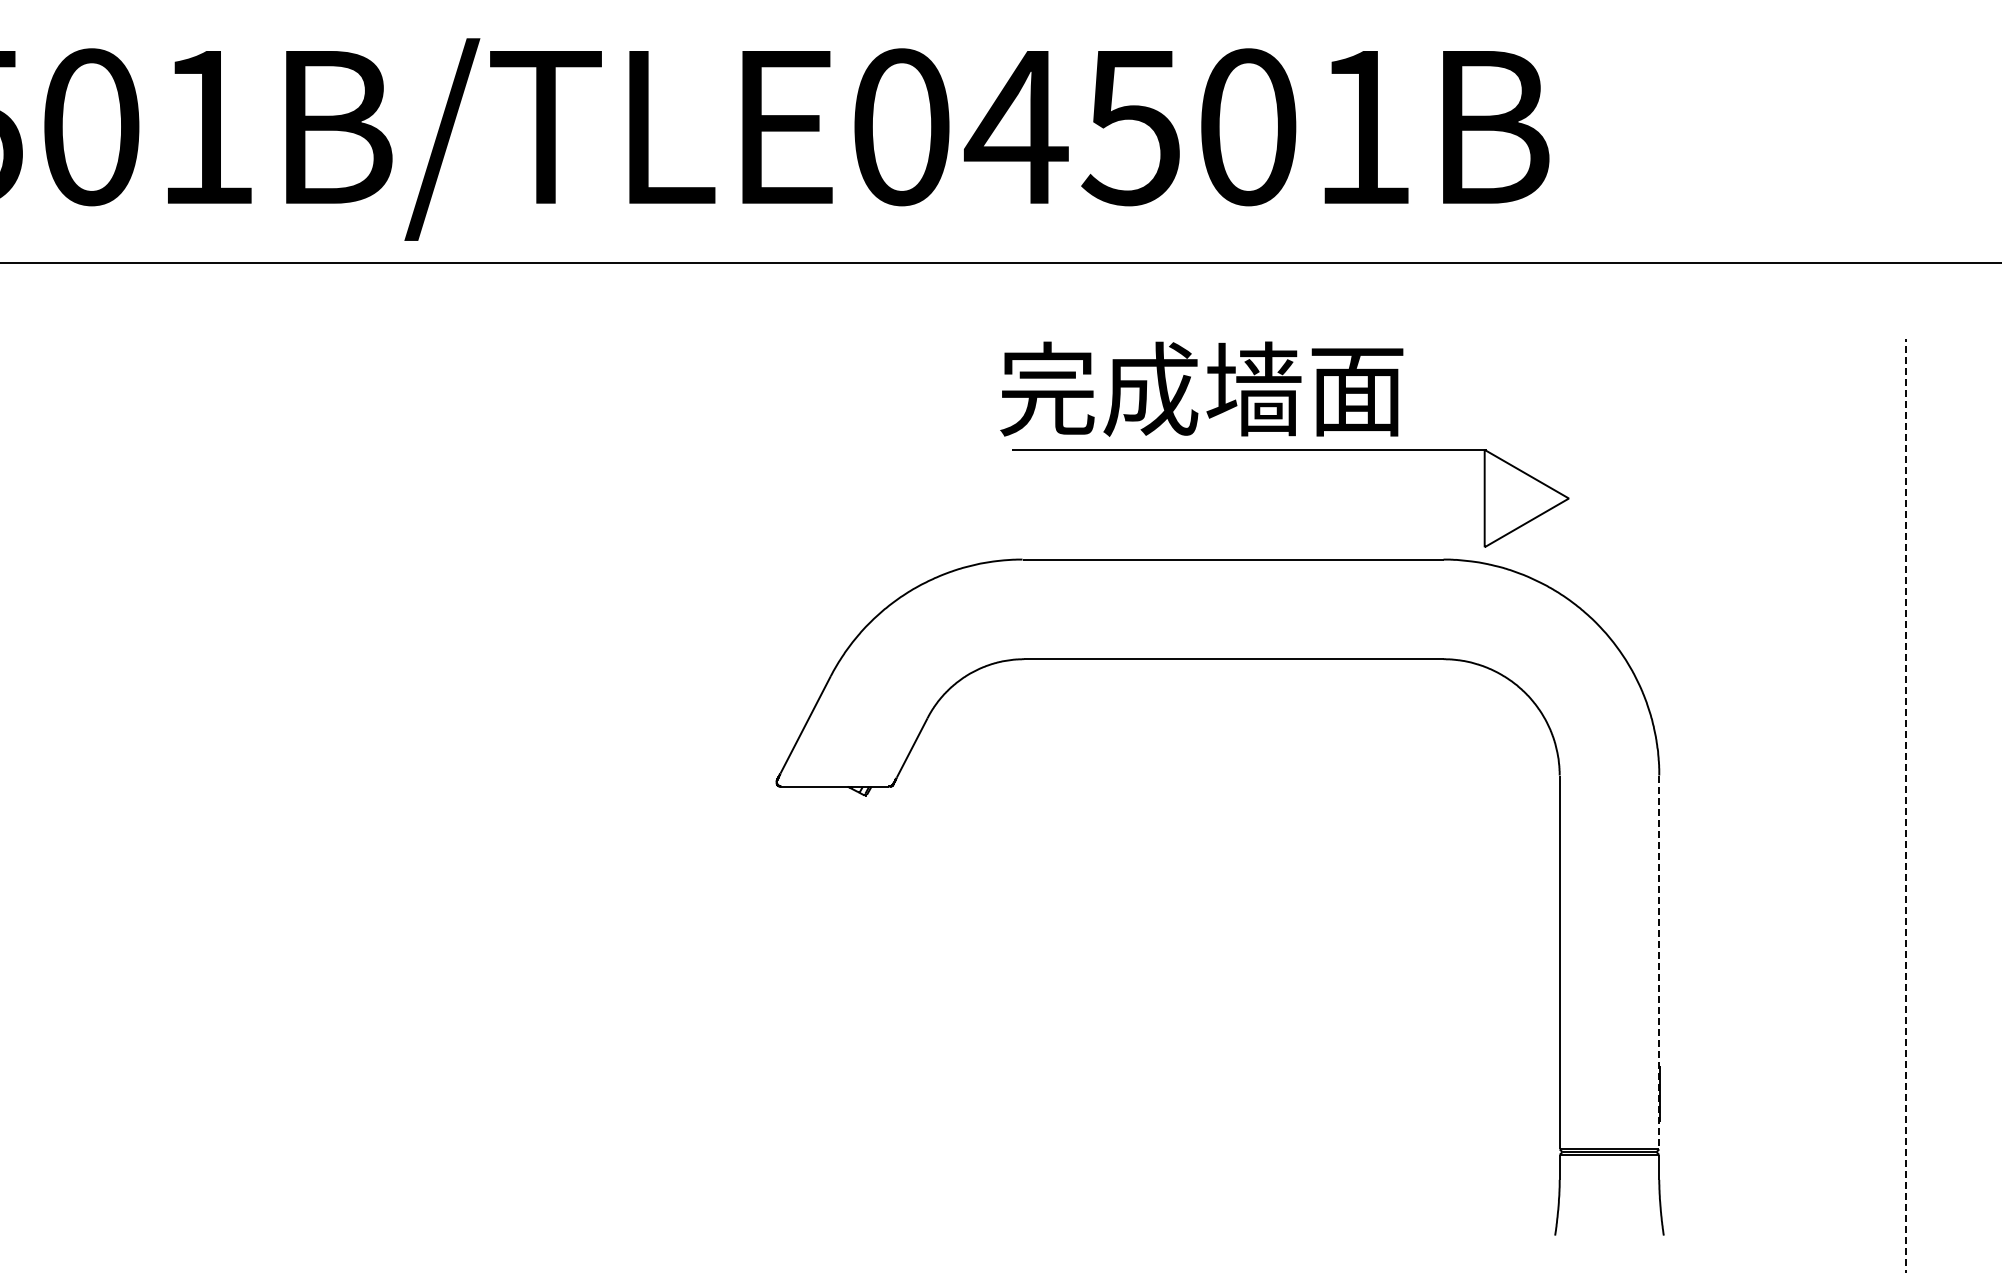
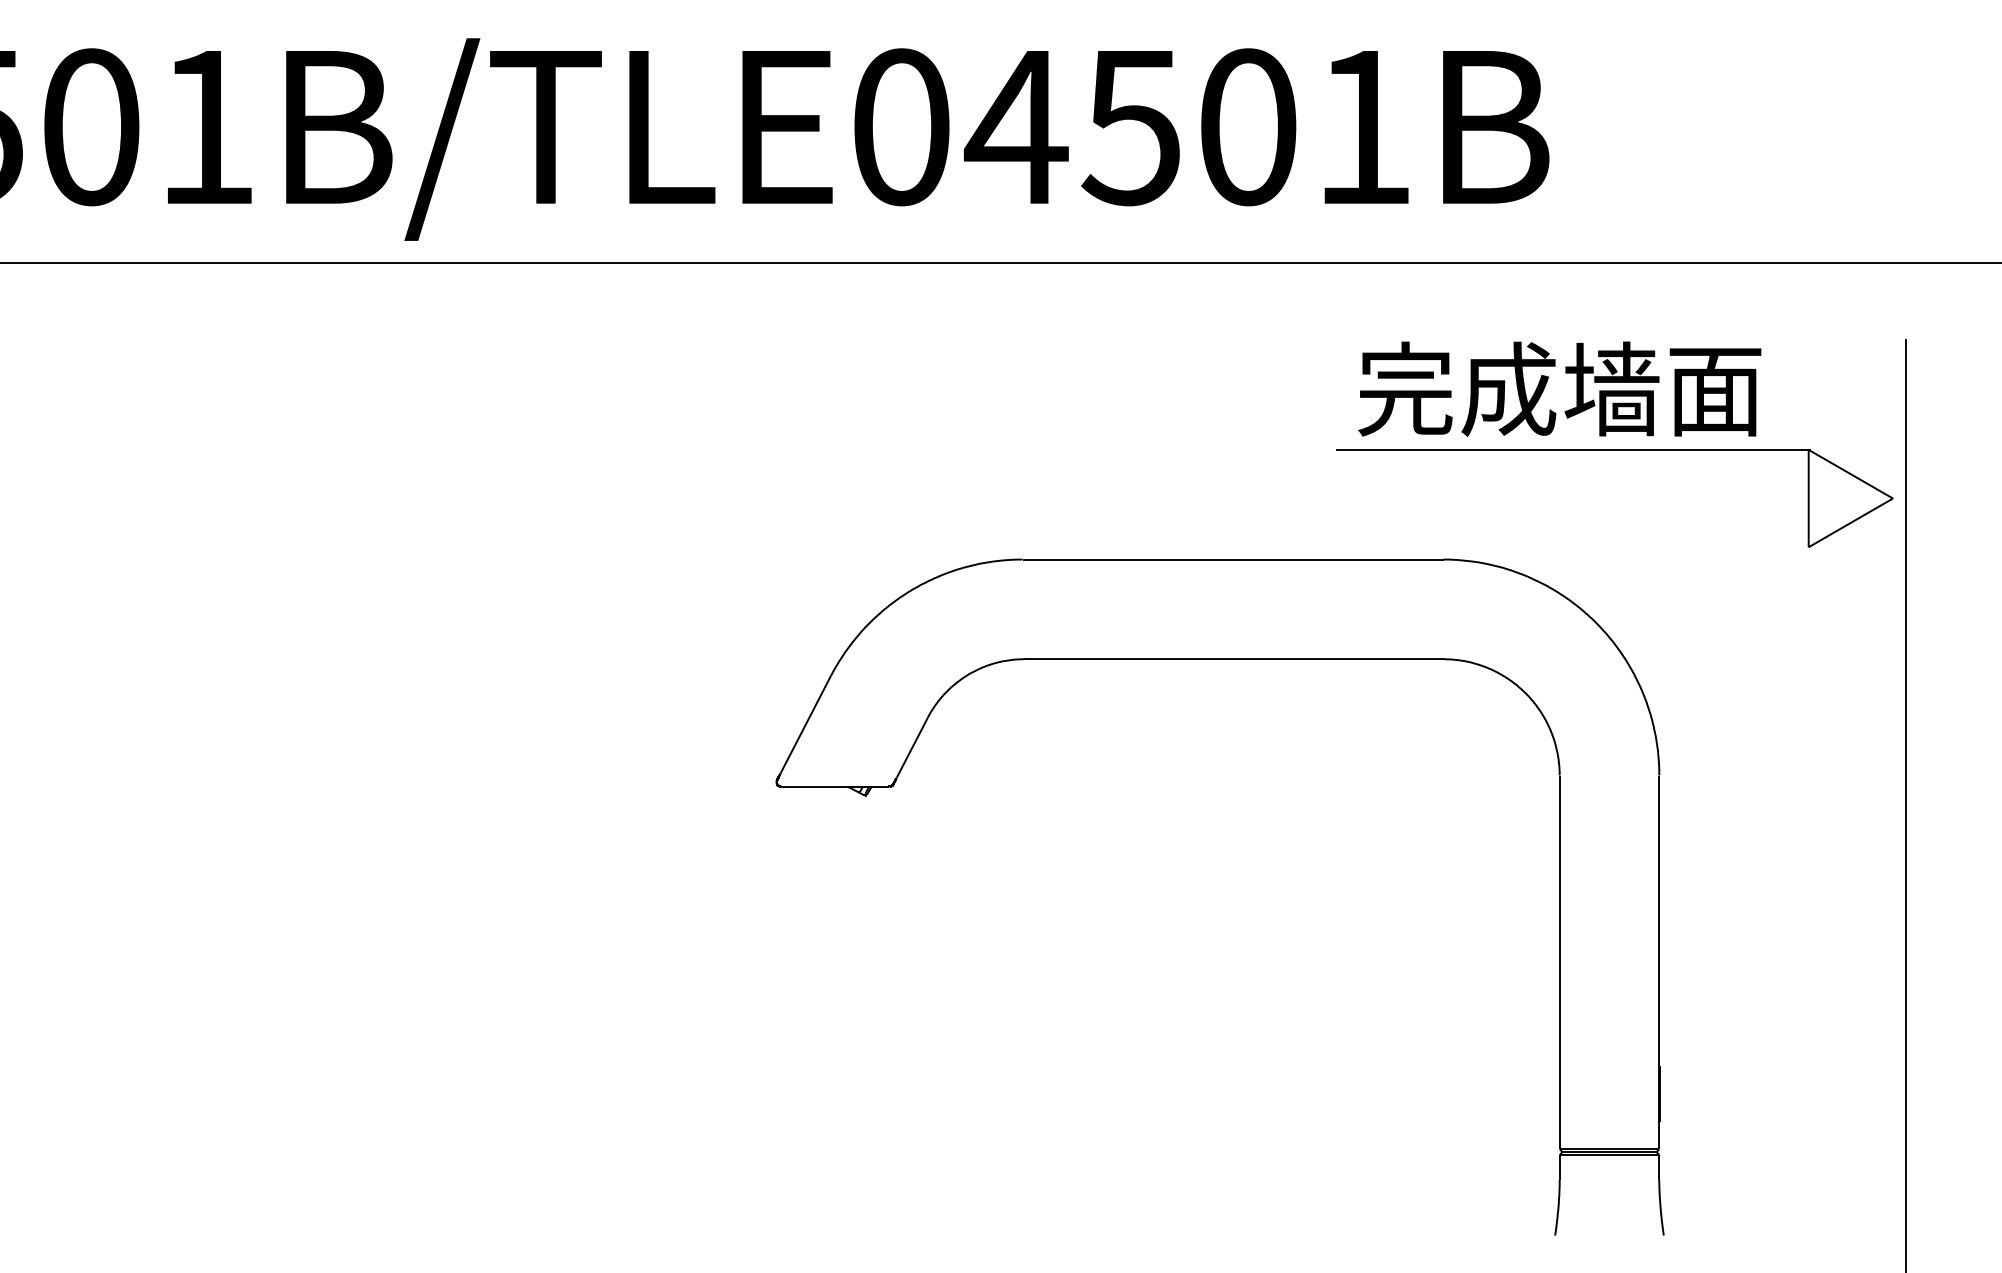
text position: (1201, 388) -> (1559, 388) (1559, 388)
part position: (1290, 450) -> (1614, 450) (1614, 450)
line: dashed -> solid (1905, 805)
line: dashed -> solid (1659, 962)
